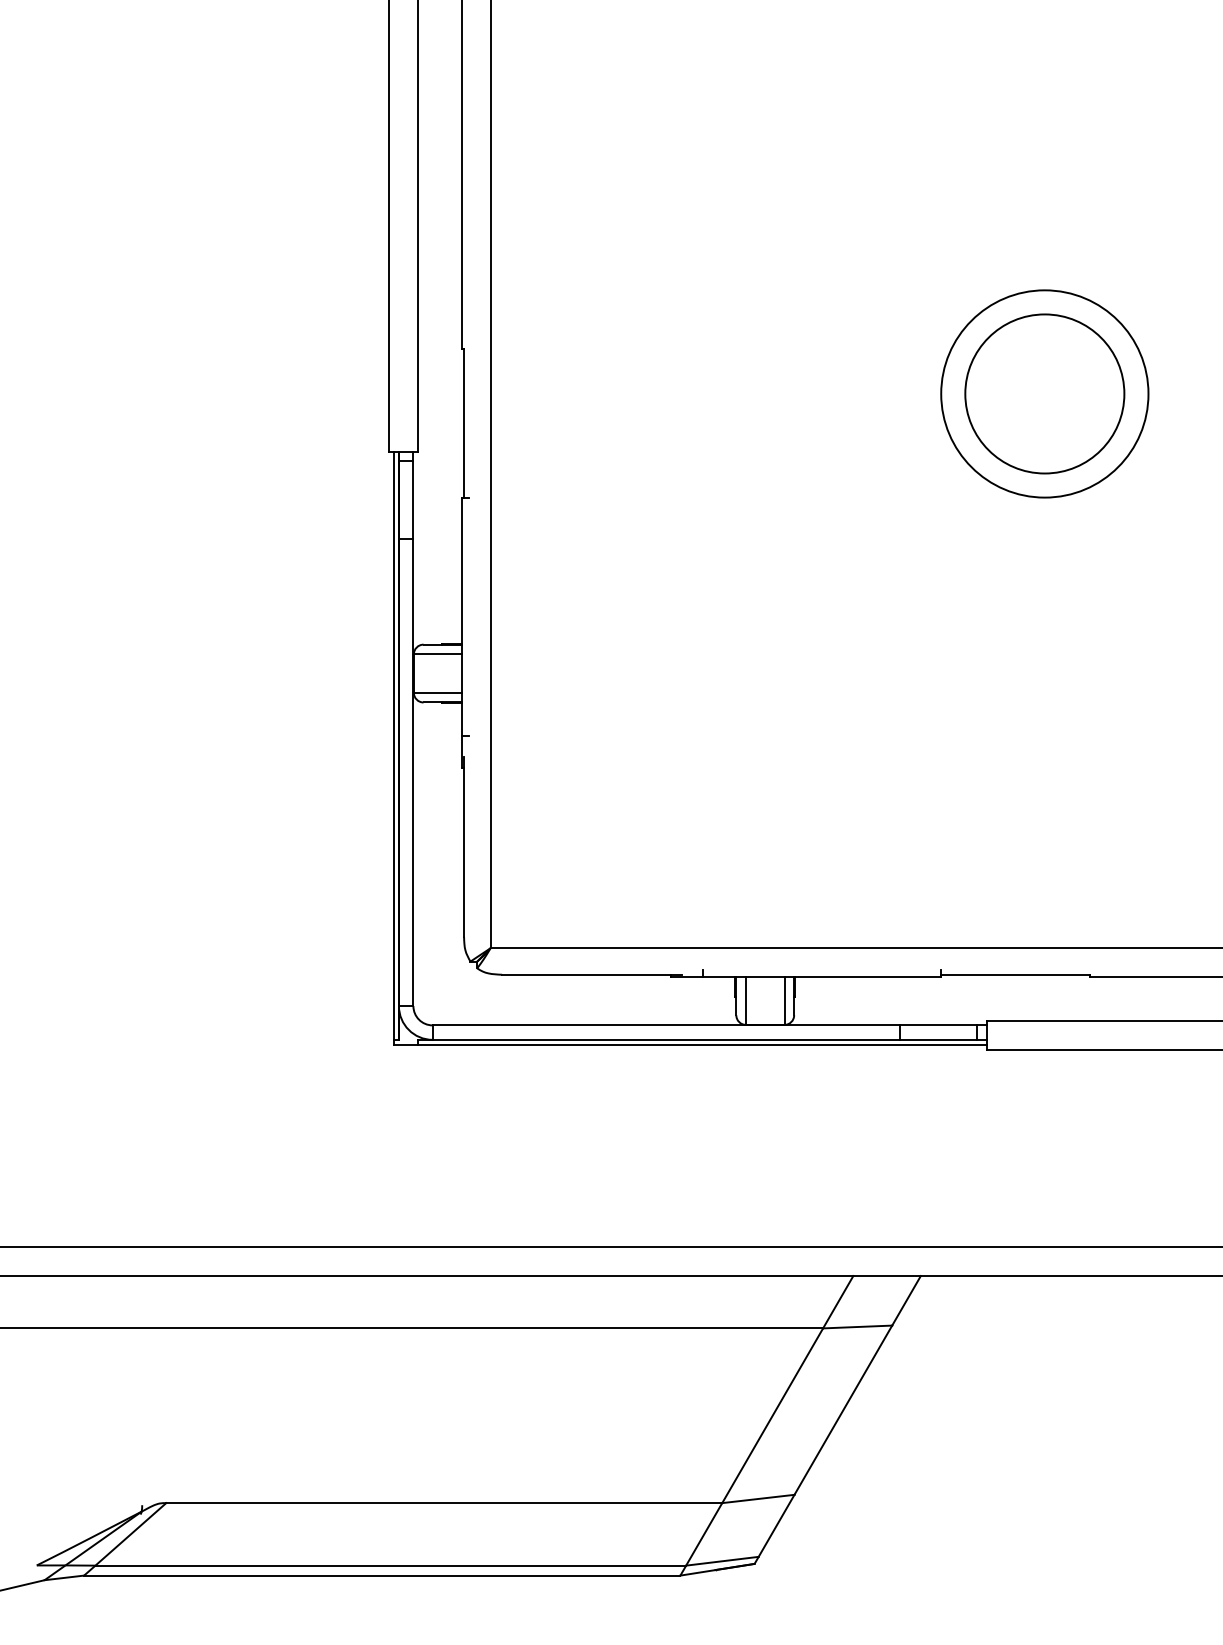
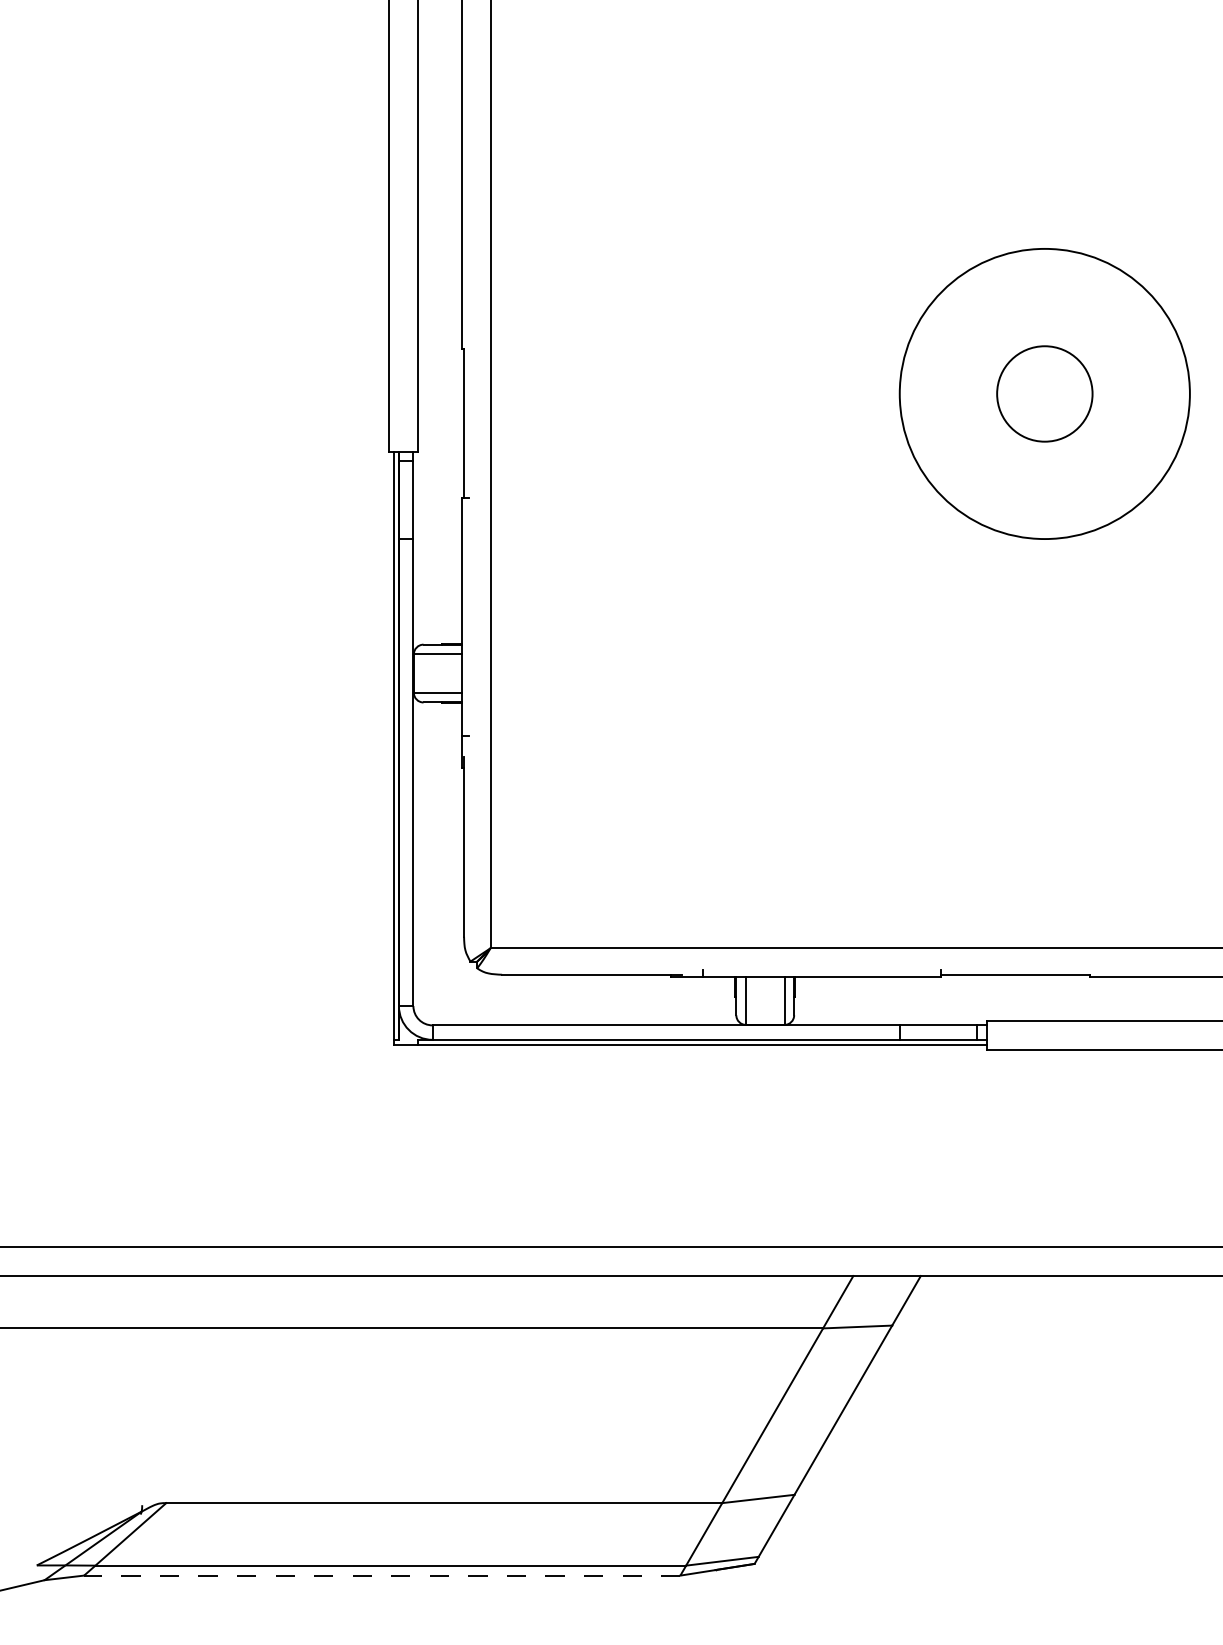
circle diameter: 159 px -> 95 px (1044, 393)
circle diameter: 207 px -> 290 px (1044, 393)
line: solid -> dashed (381, 1575)
